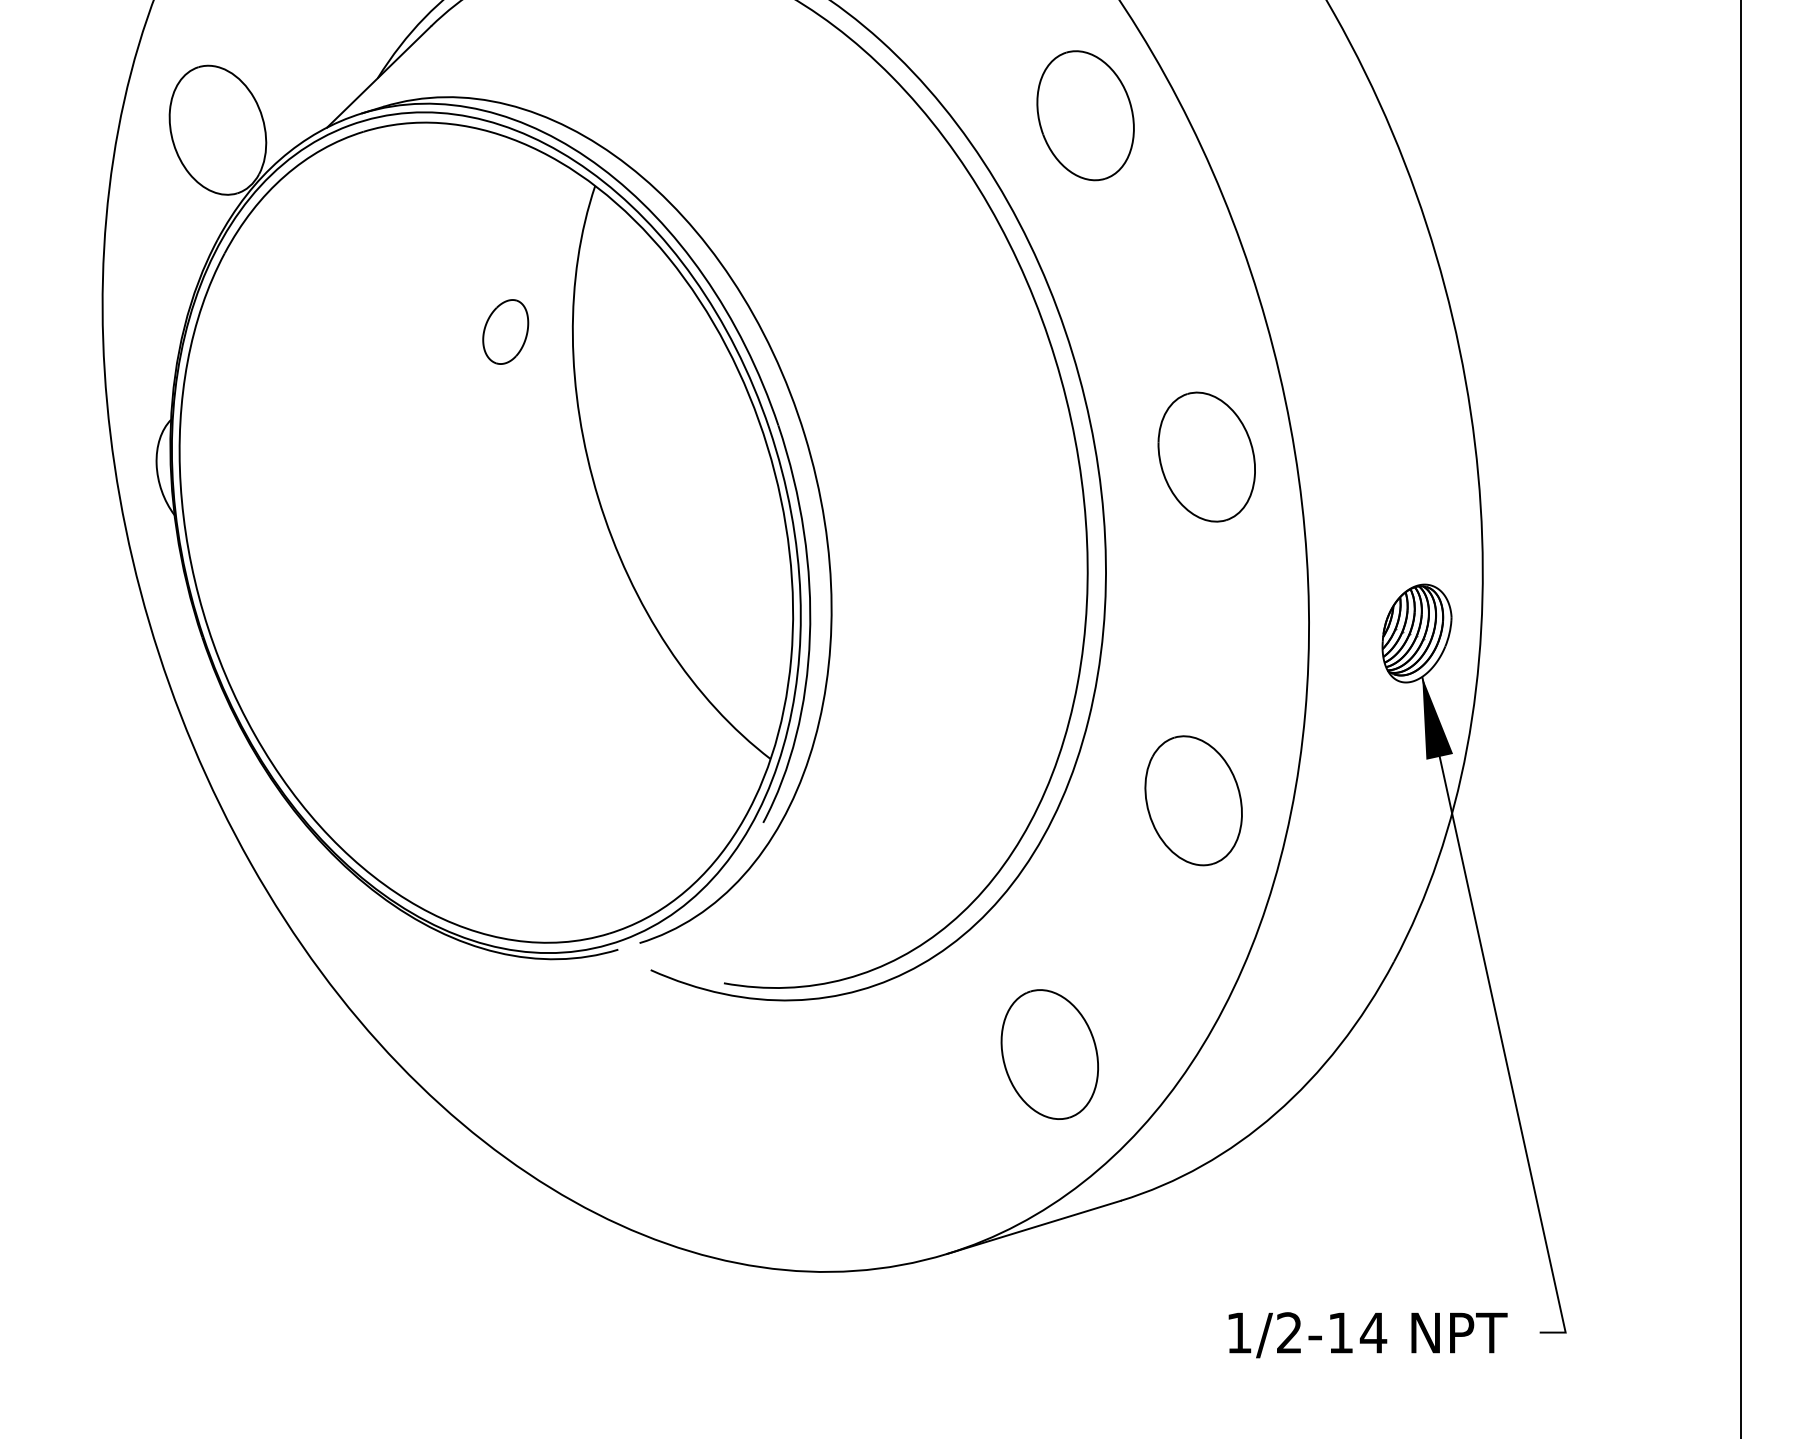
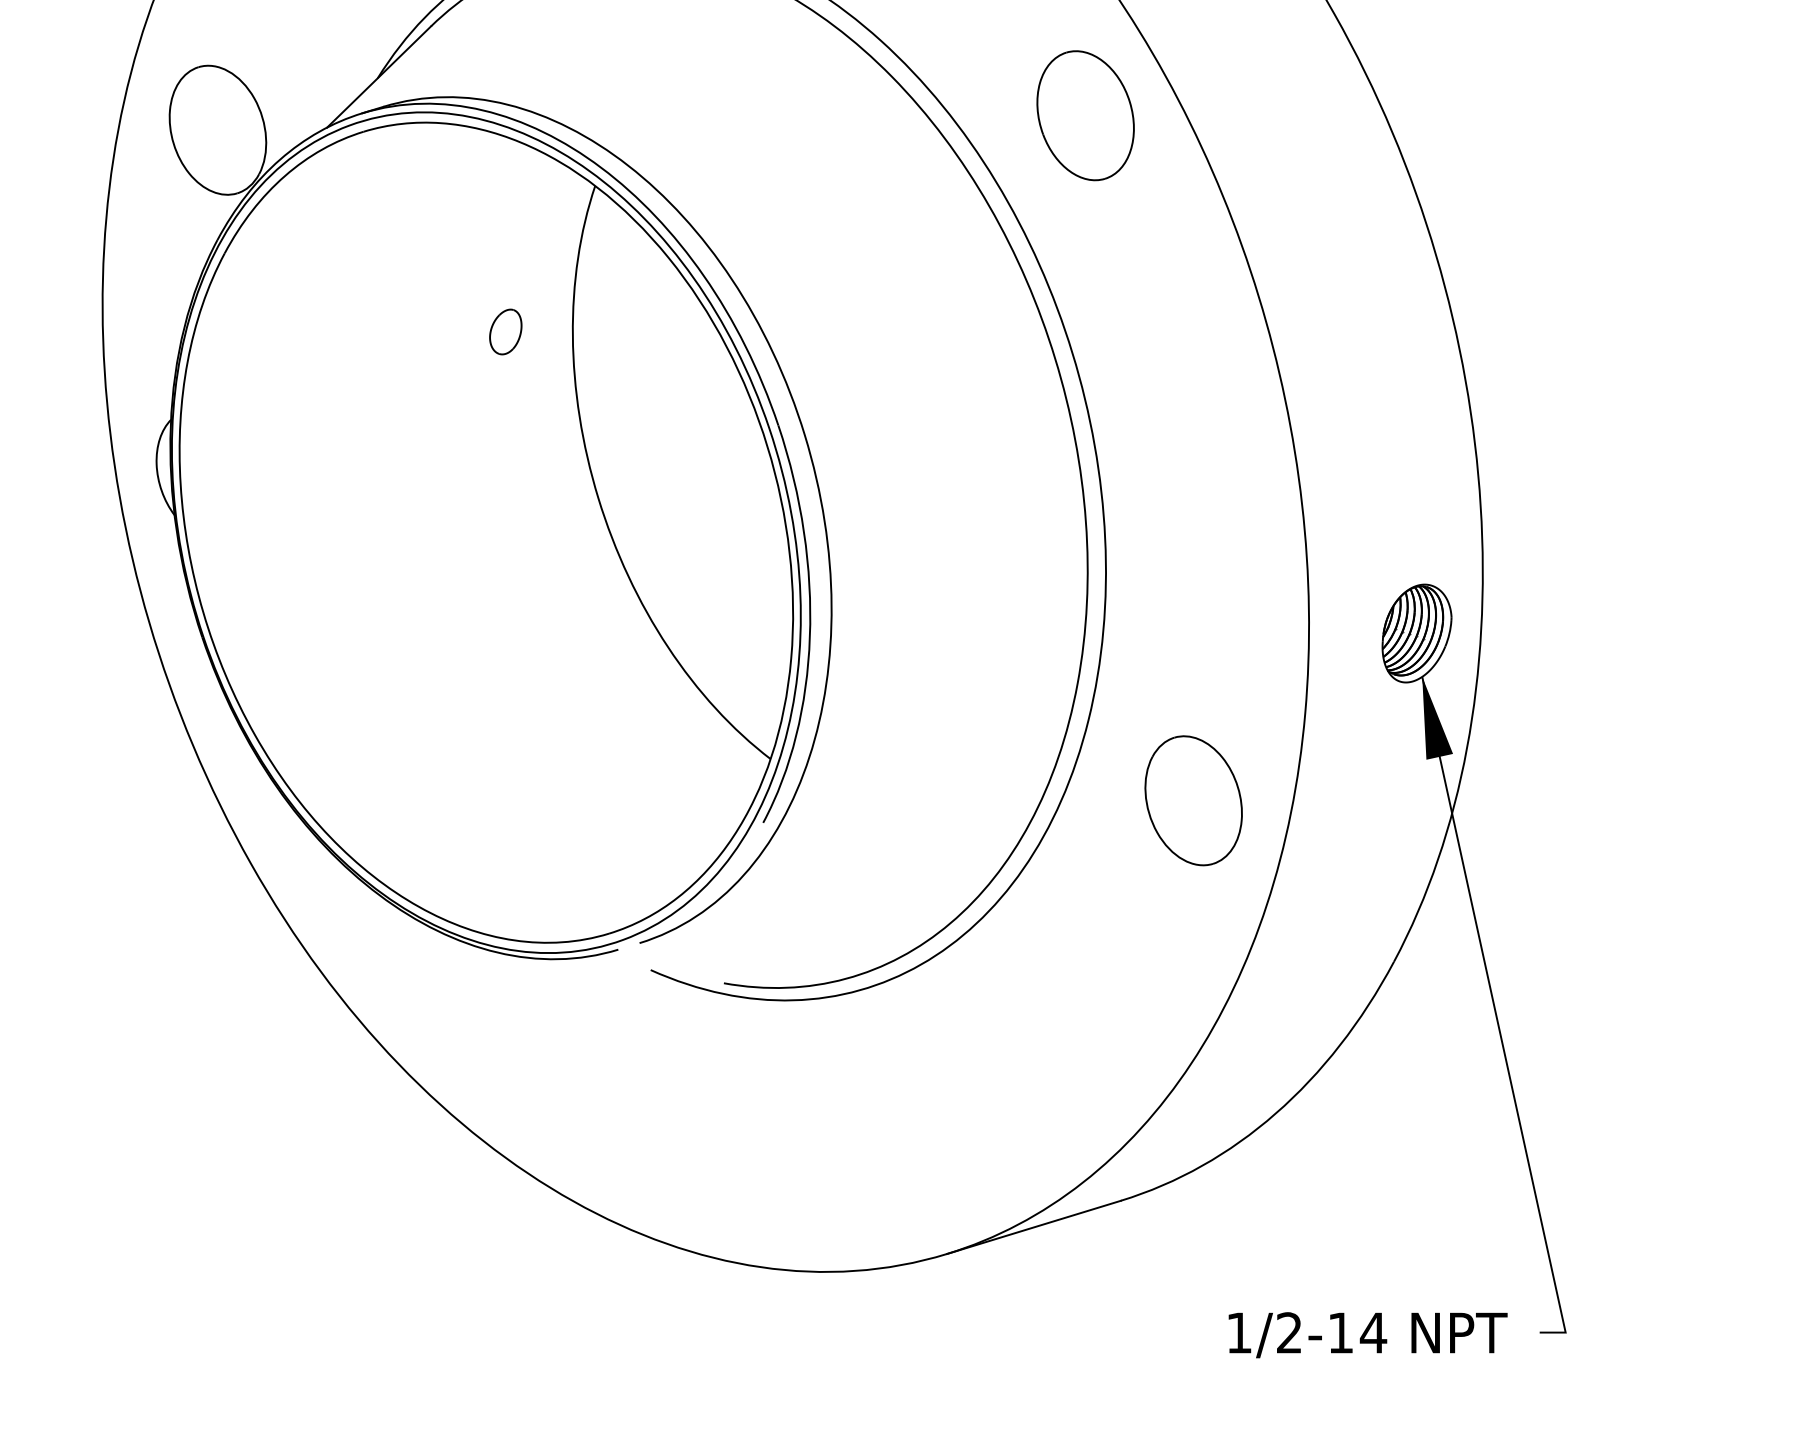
part size: 48x66 px -> 34x48 px (505, 331)
part: present -> none (1206, 456)
line: present -> none (1741, 718)
part: present -> none (1049, 1054)
